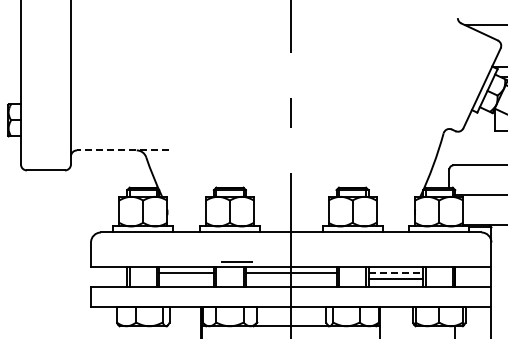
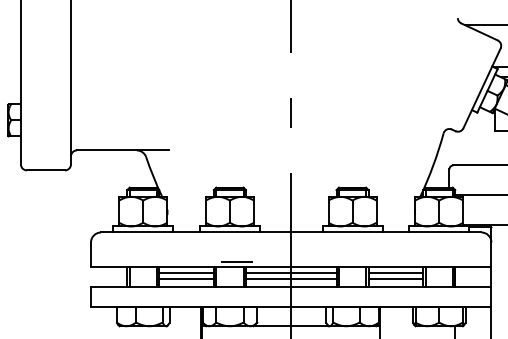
line: dashed -> solid (122, 150)
line: dashed -> solid (396, 272)
line: none -> present (186, 278)
line: none -> present (290, 278)
